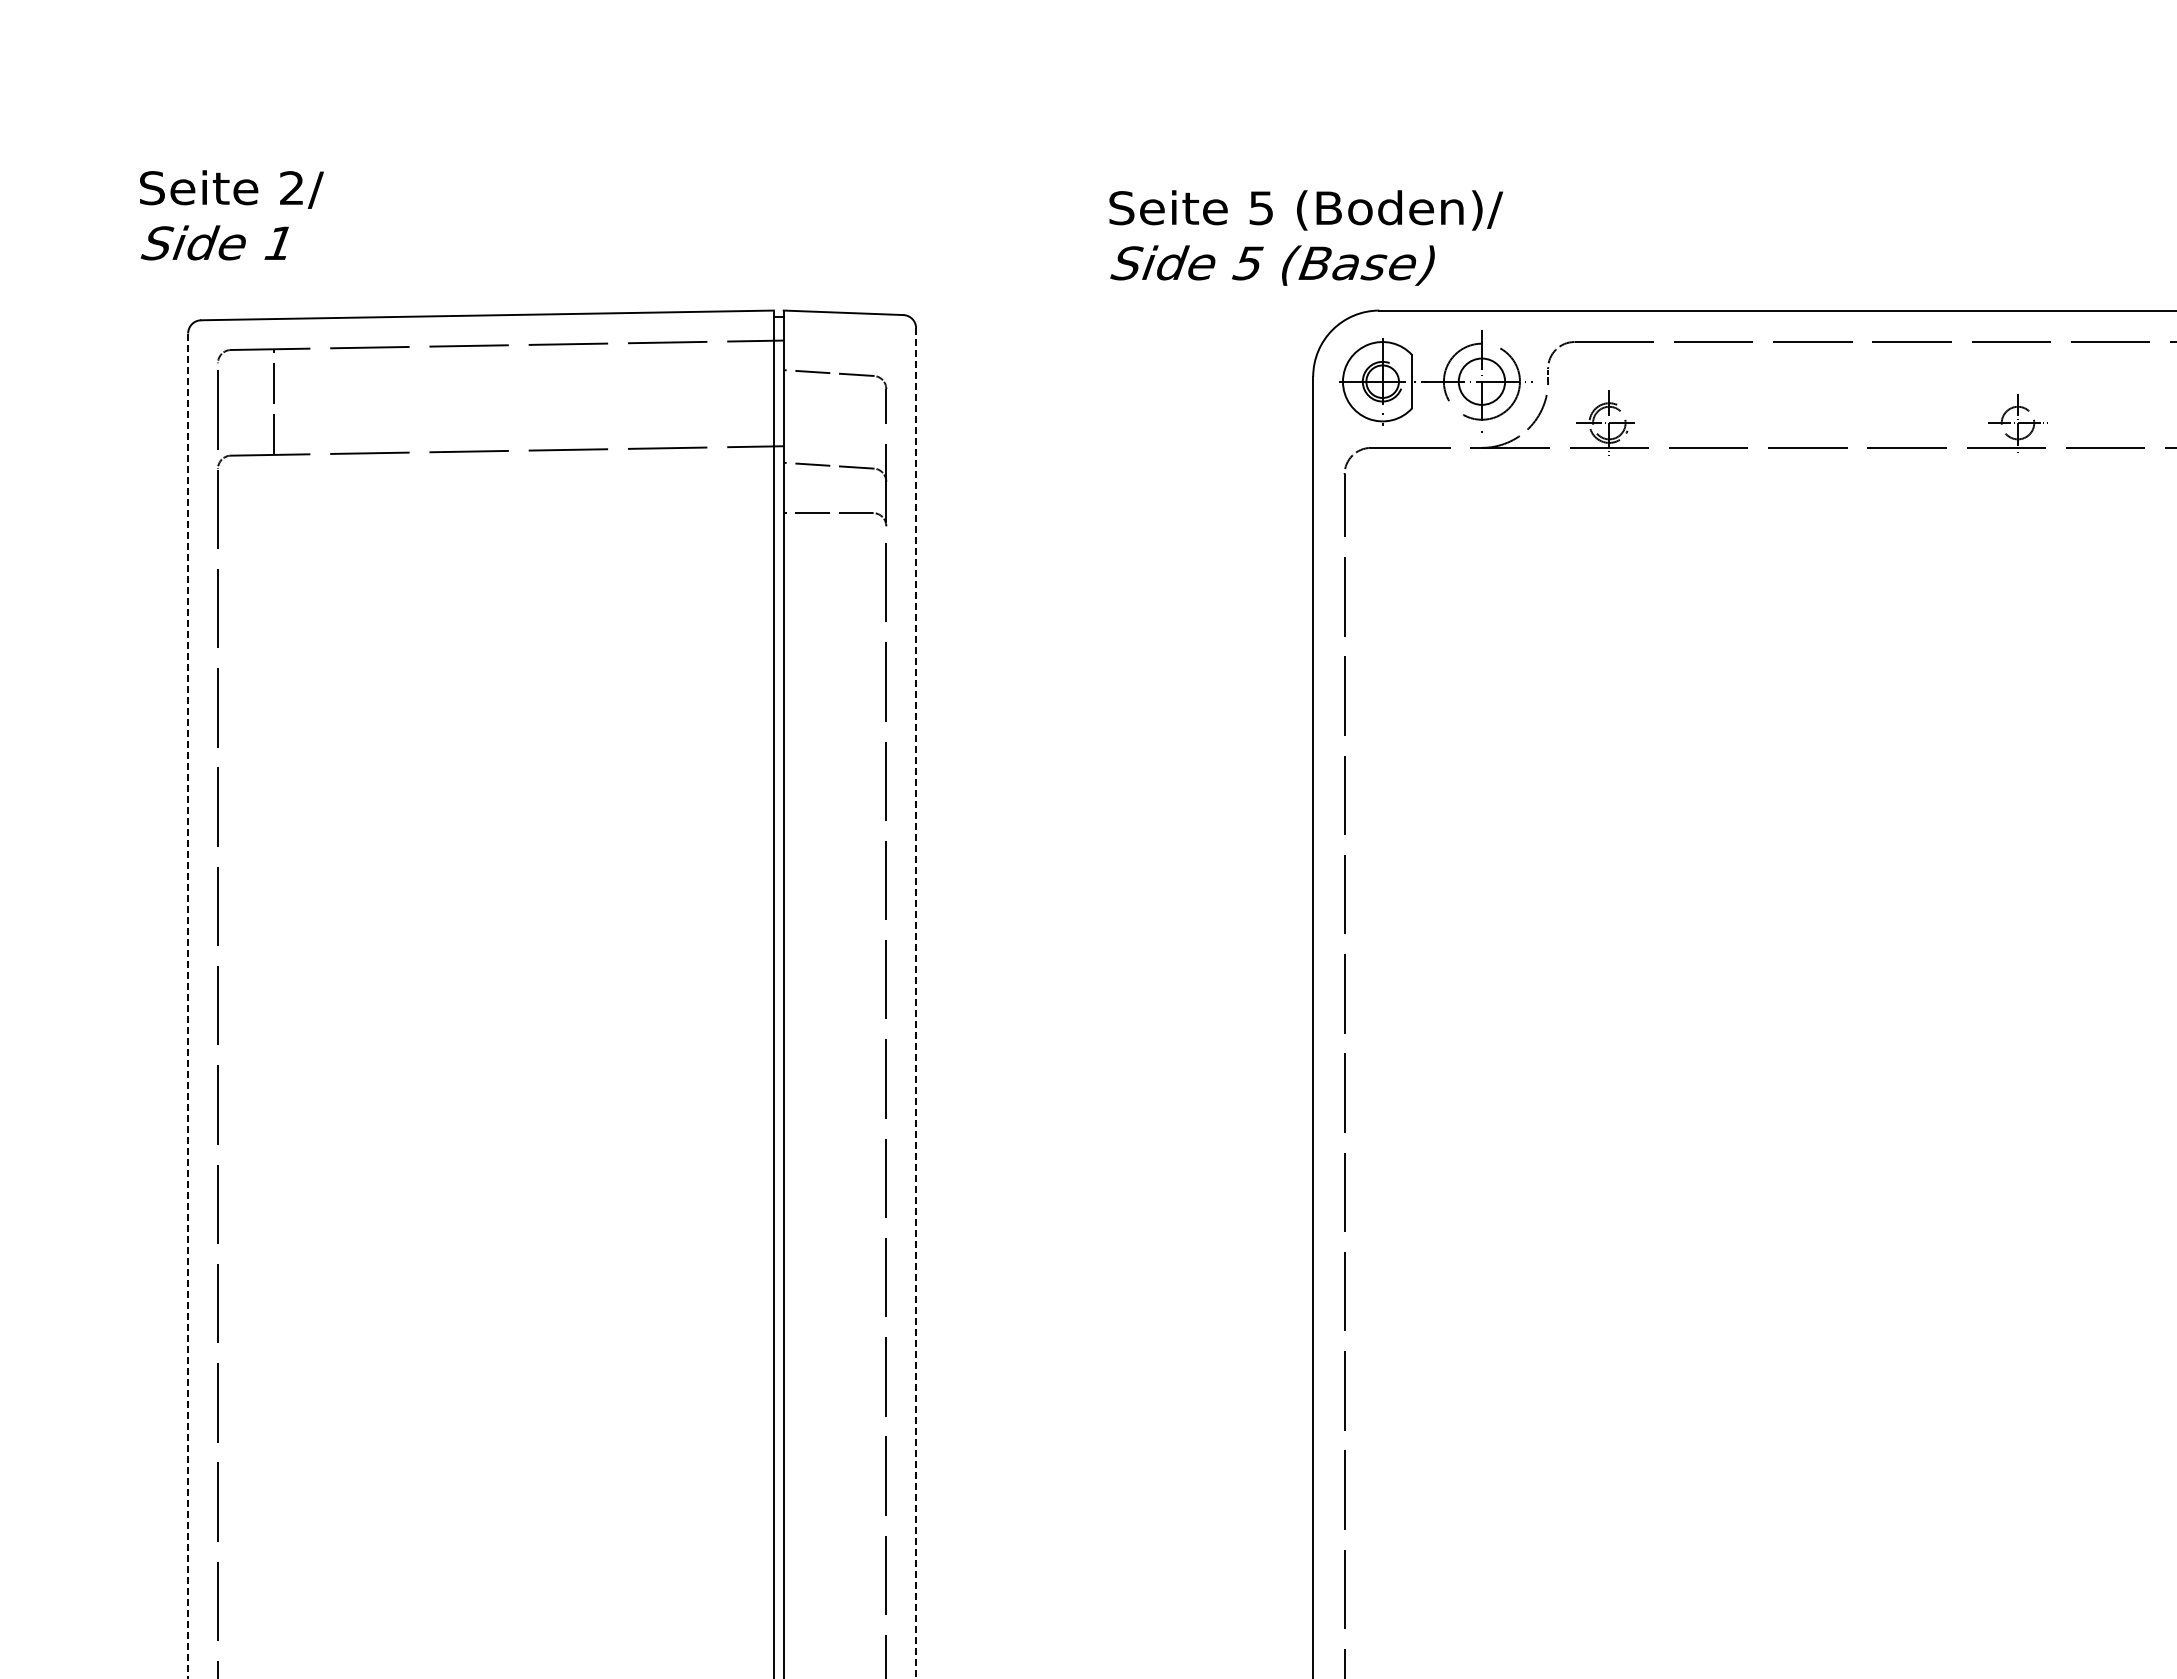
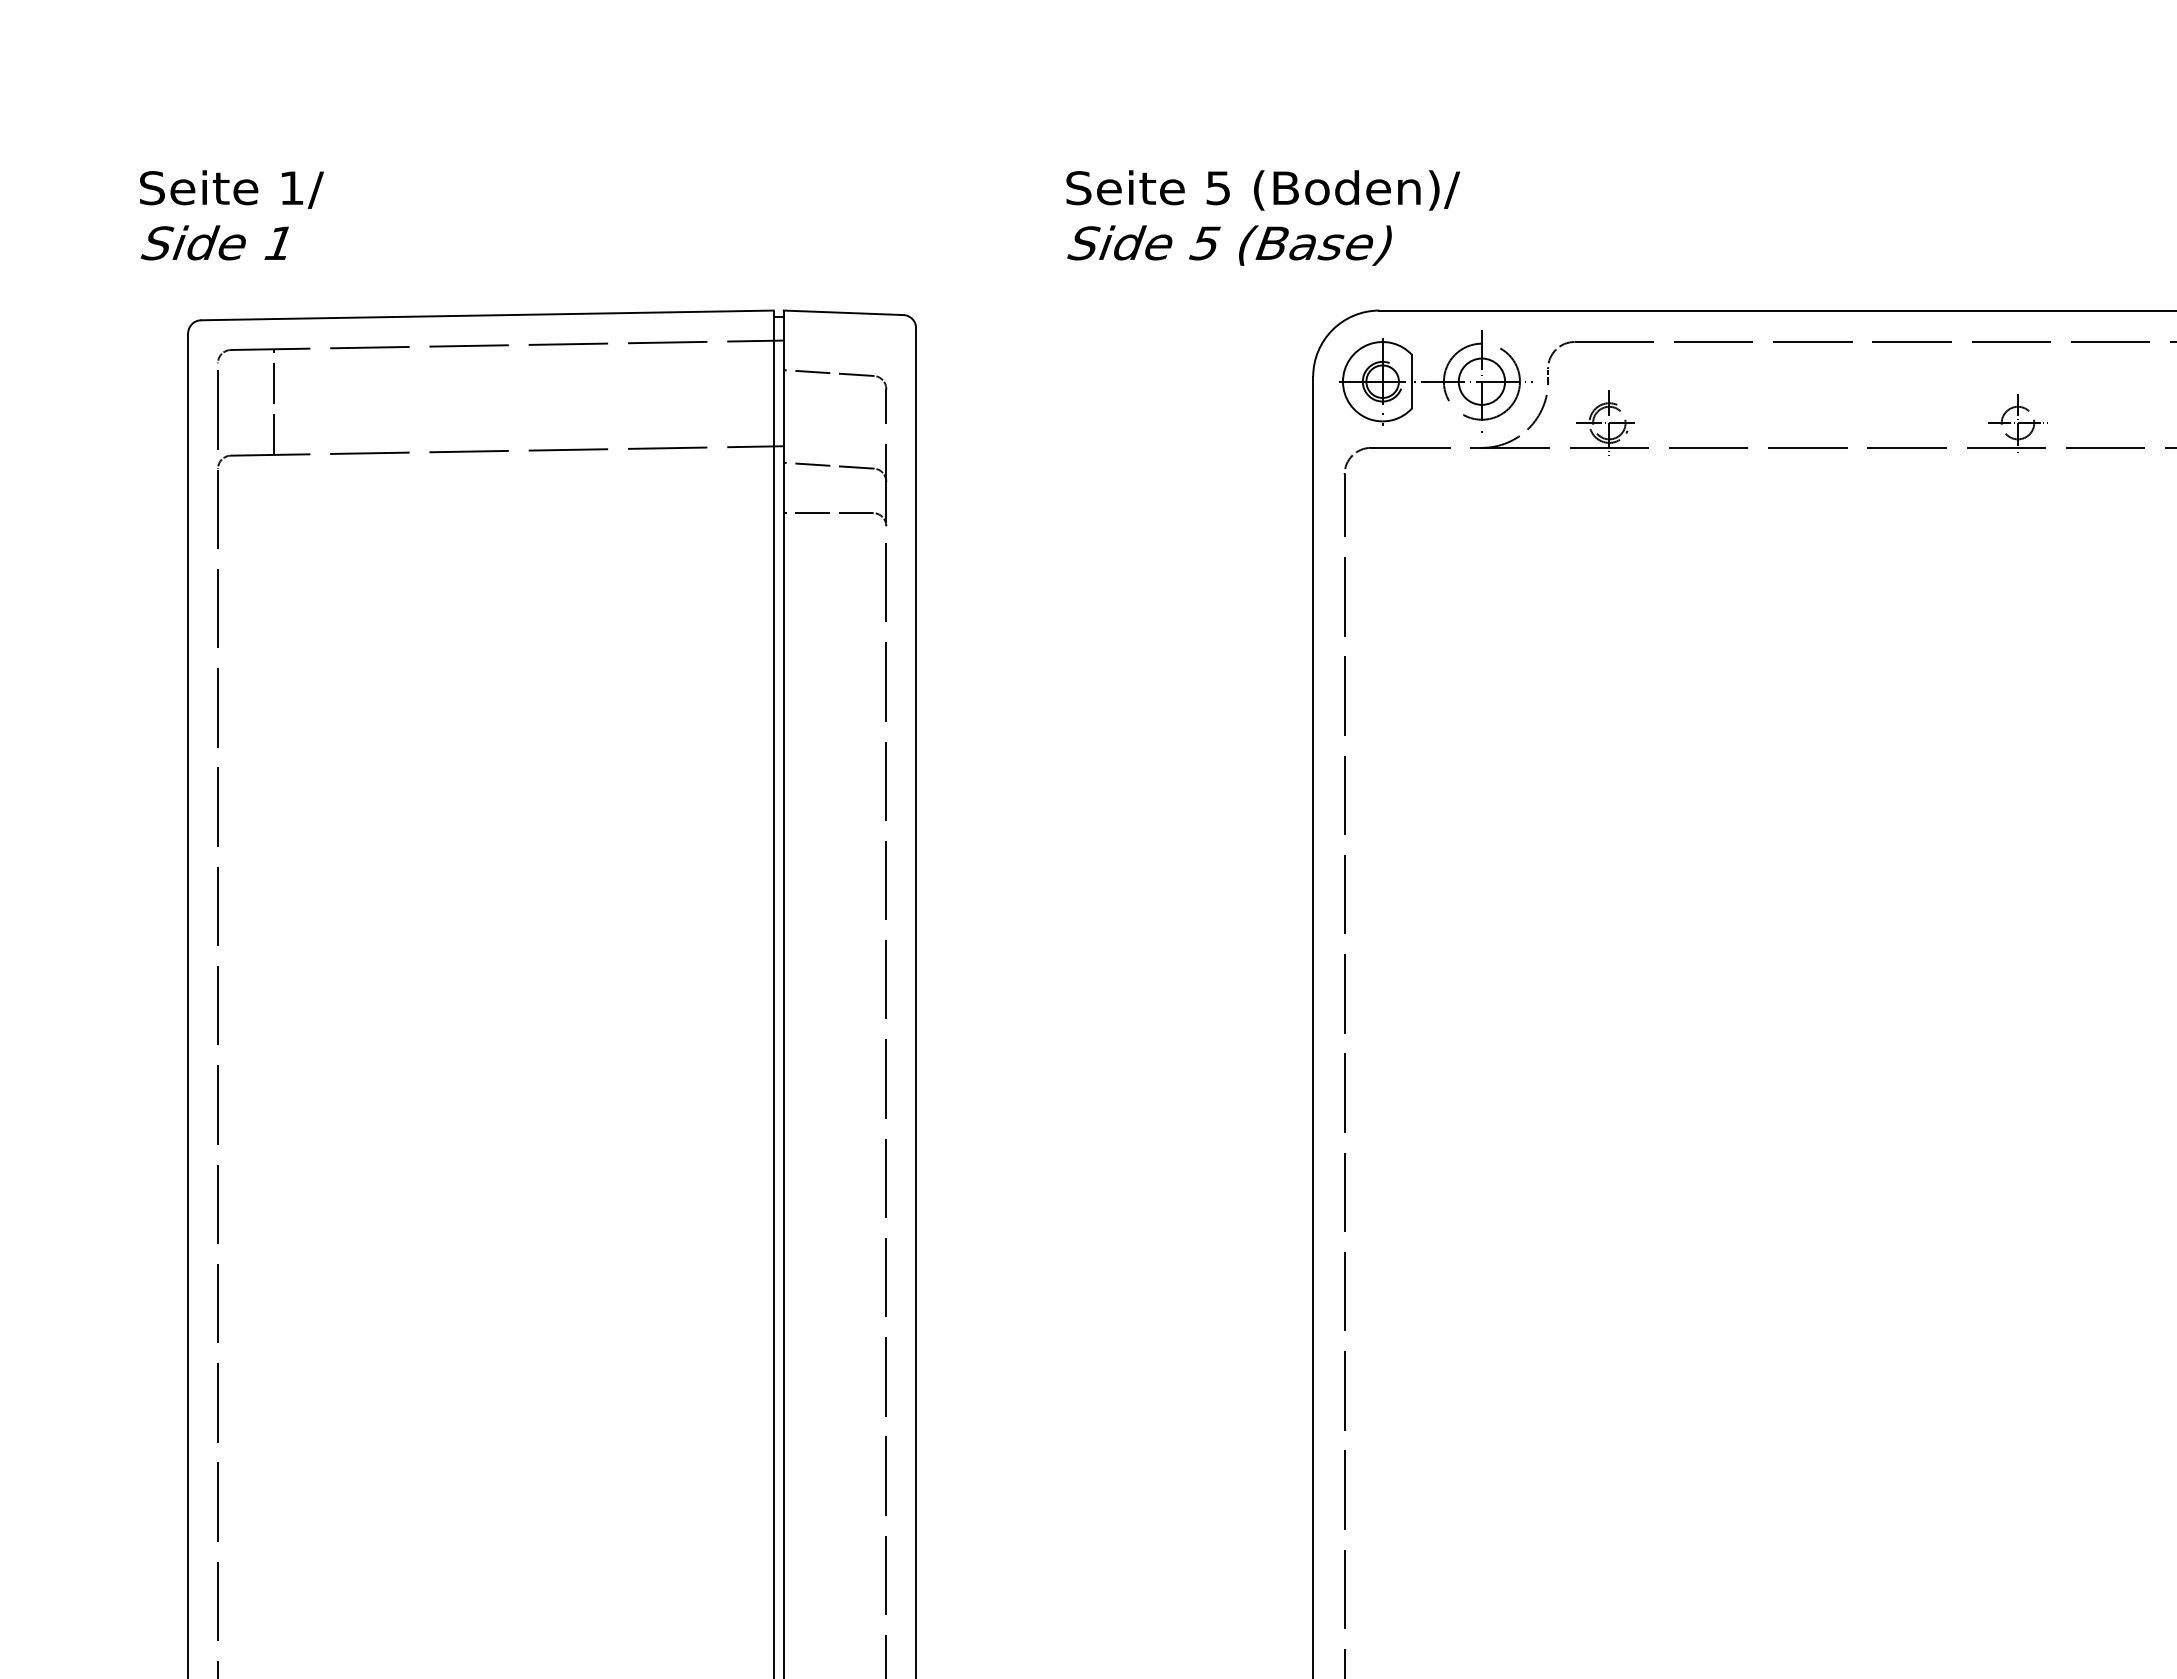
text: 2/ -> 1/ (291, 187)
text position: (1305, 237) -> (1262, 217) (1262, 217)
line: dashed -> solid (916, 1004)
line: dashed -> solid (188, 1006)
